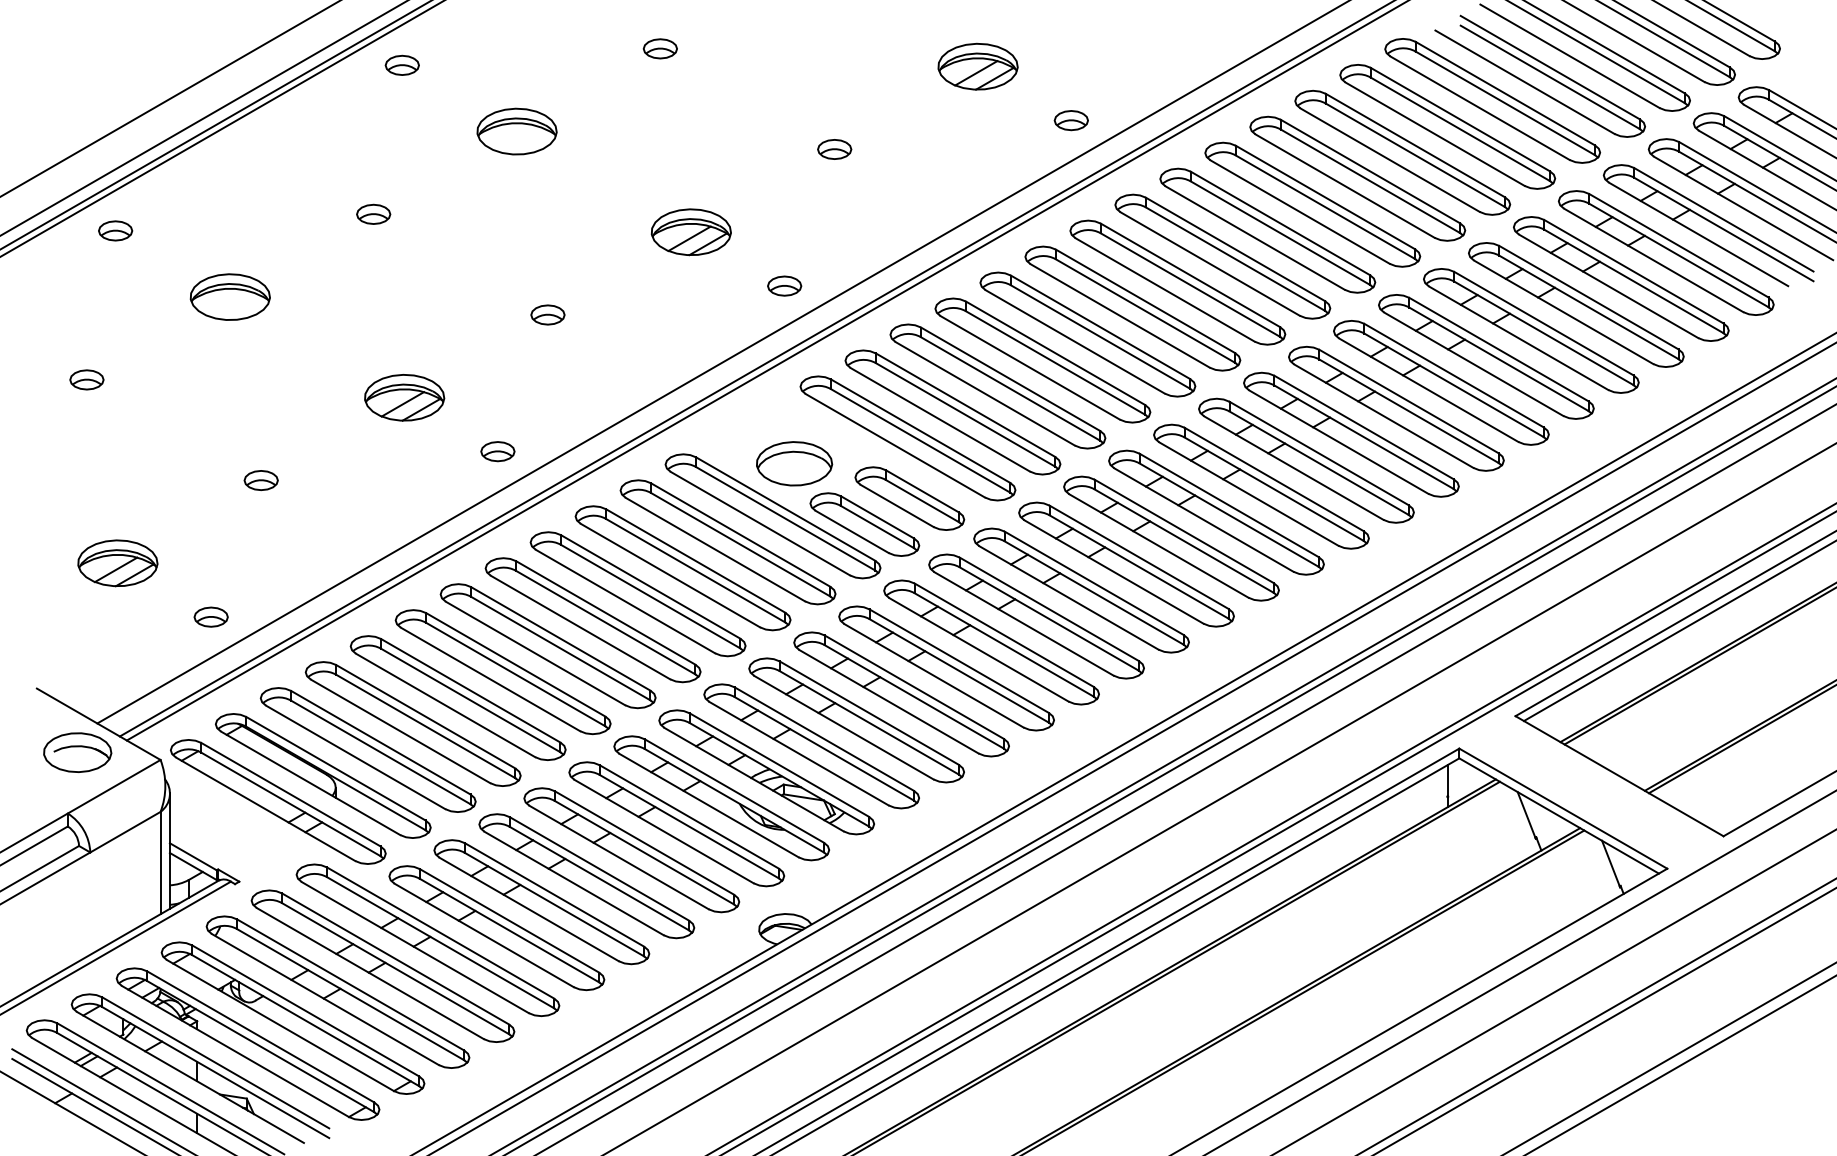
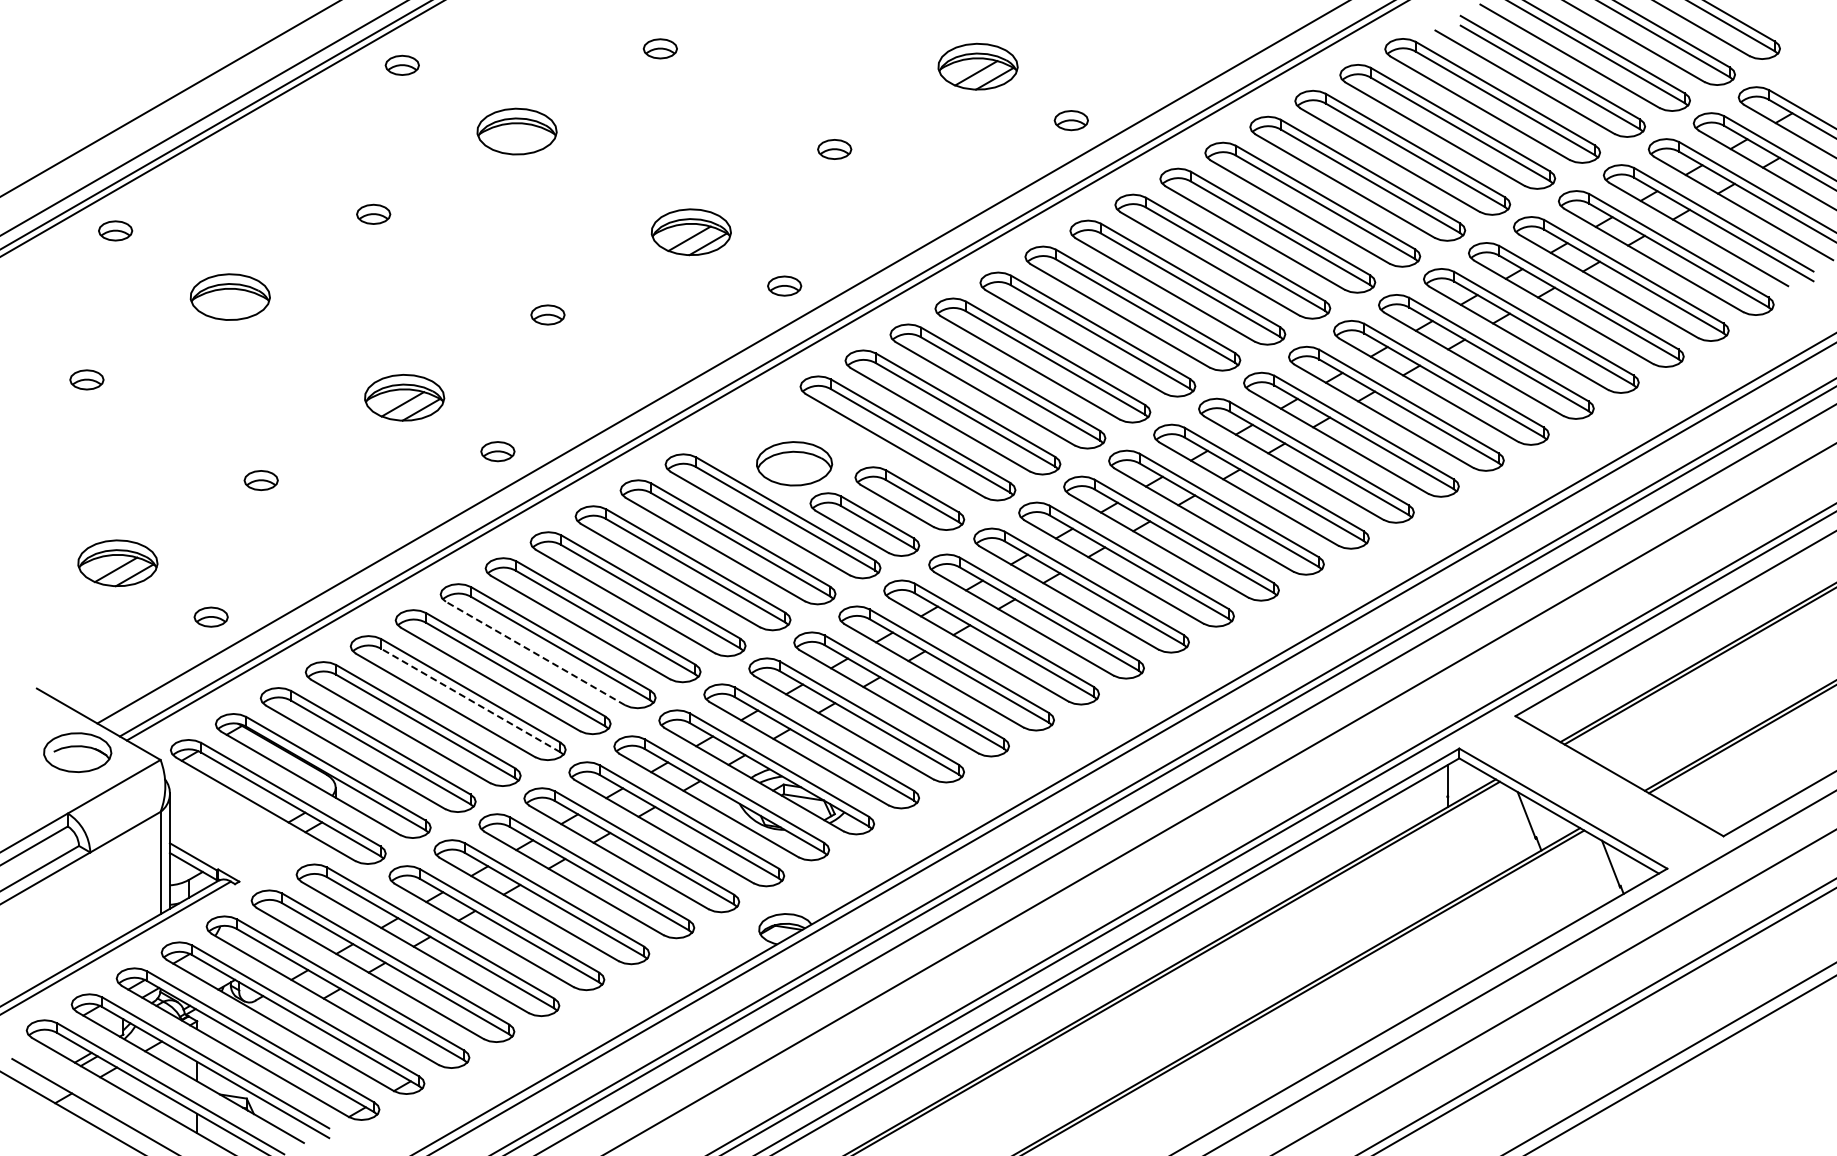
line: present -> none (1678, 631)
line: solid -> dashed (535, 653)
line: solid -> dashed (470, 700)
line: present -> none (101, 1100)
